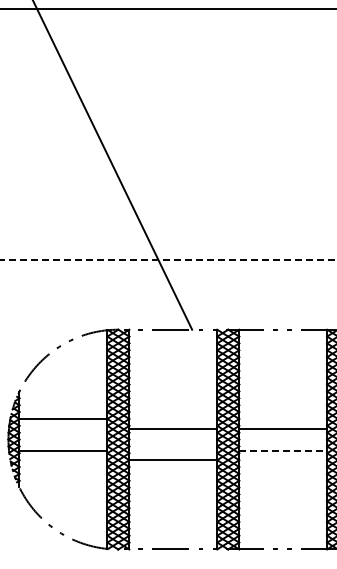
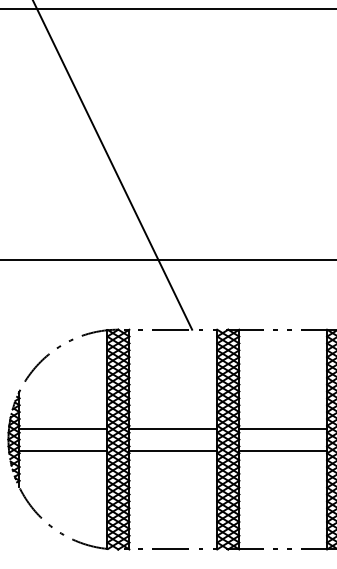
line: dashed -> solid (168, 259)
line position: (63, 418) -> (63, 428) (63, 428)
line: dashed -> solid (283, 450)
line position: (173, 459) -> (173, 450) (173, 450)
